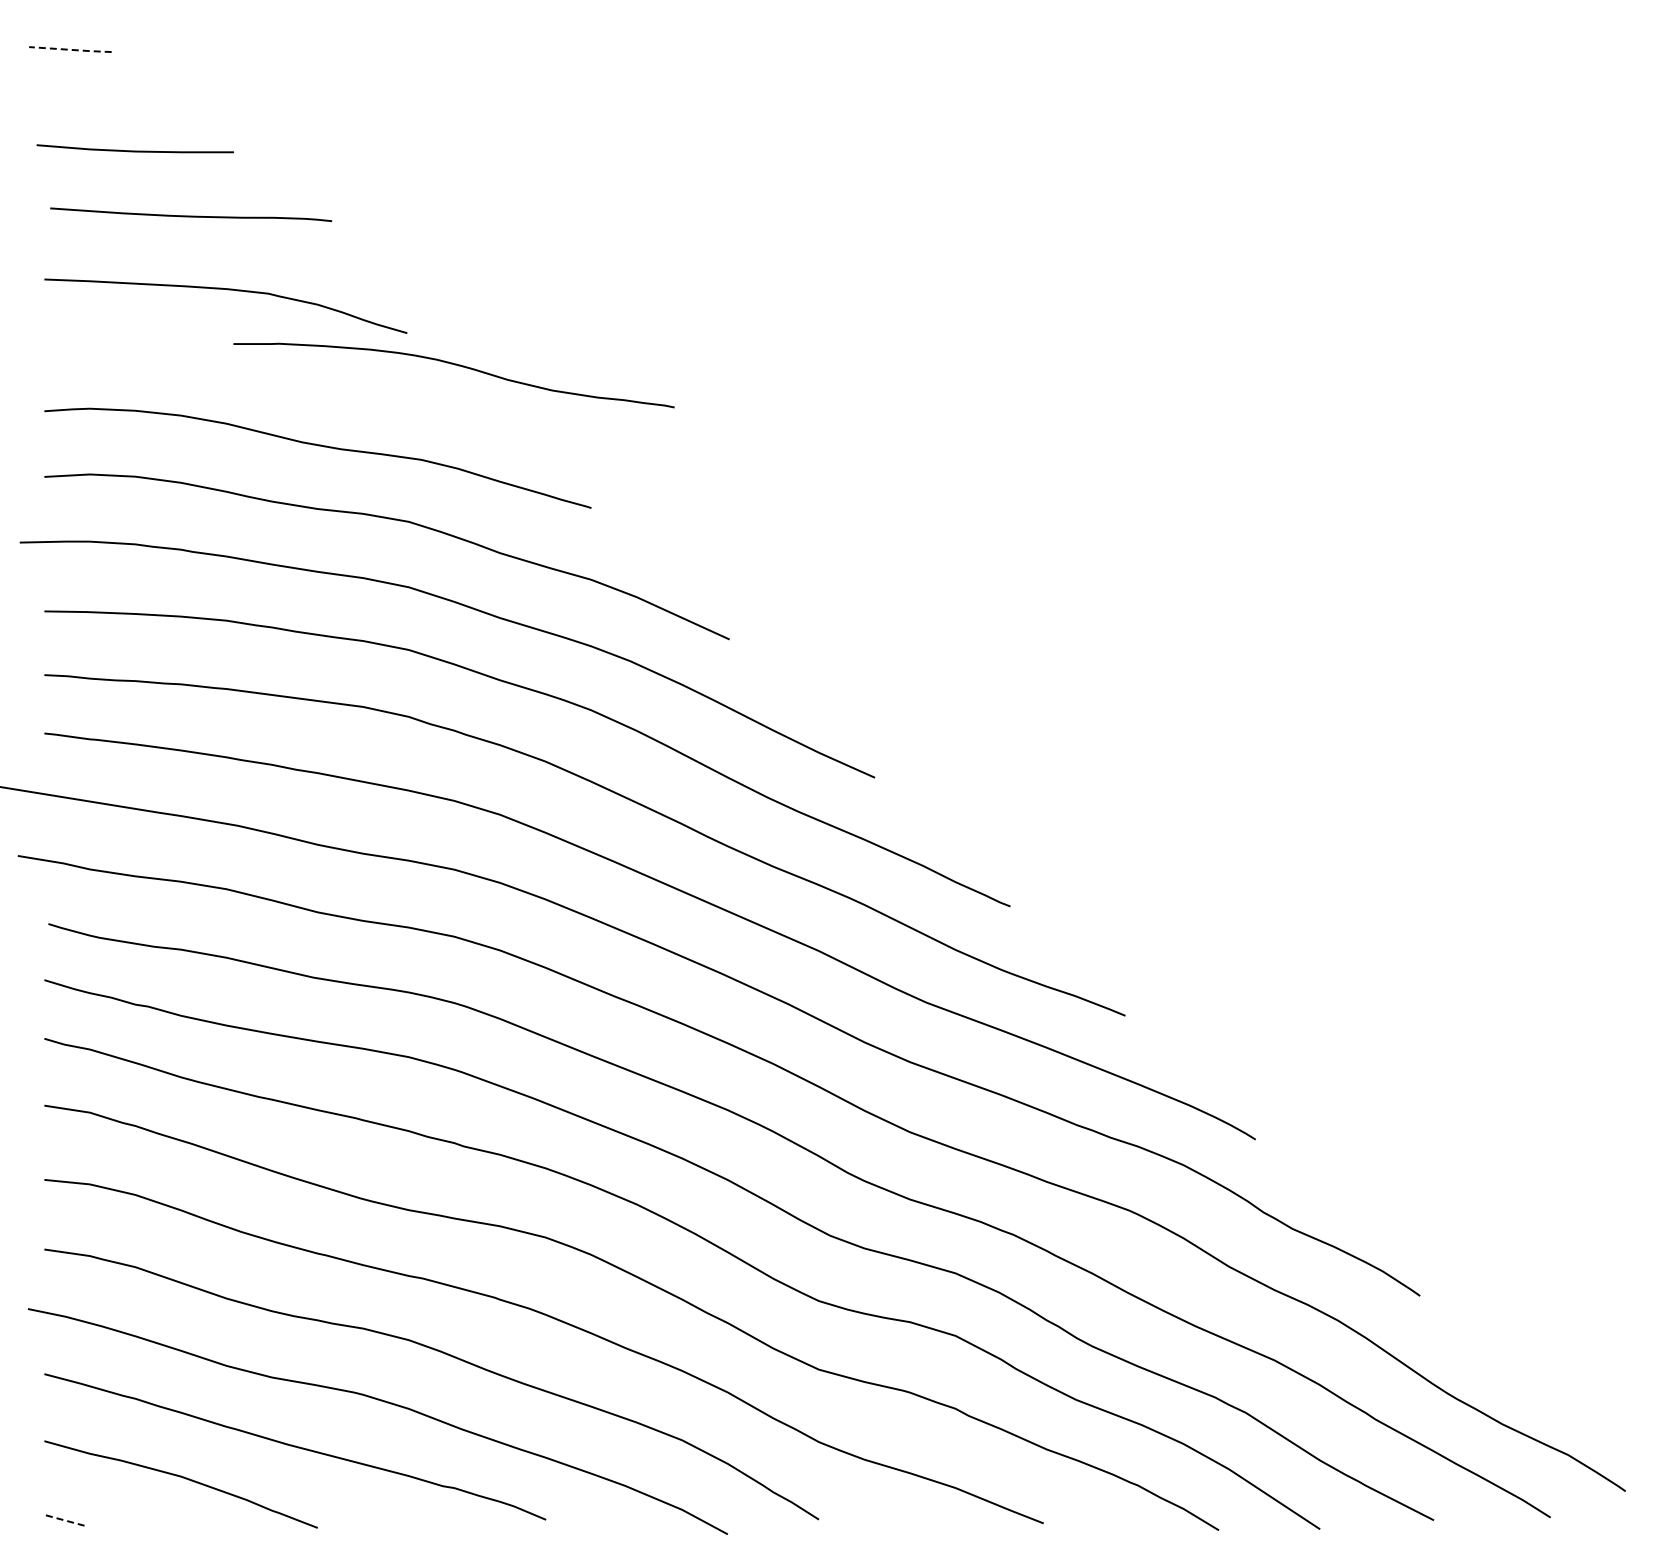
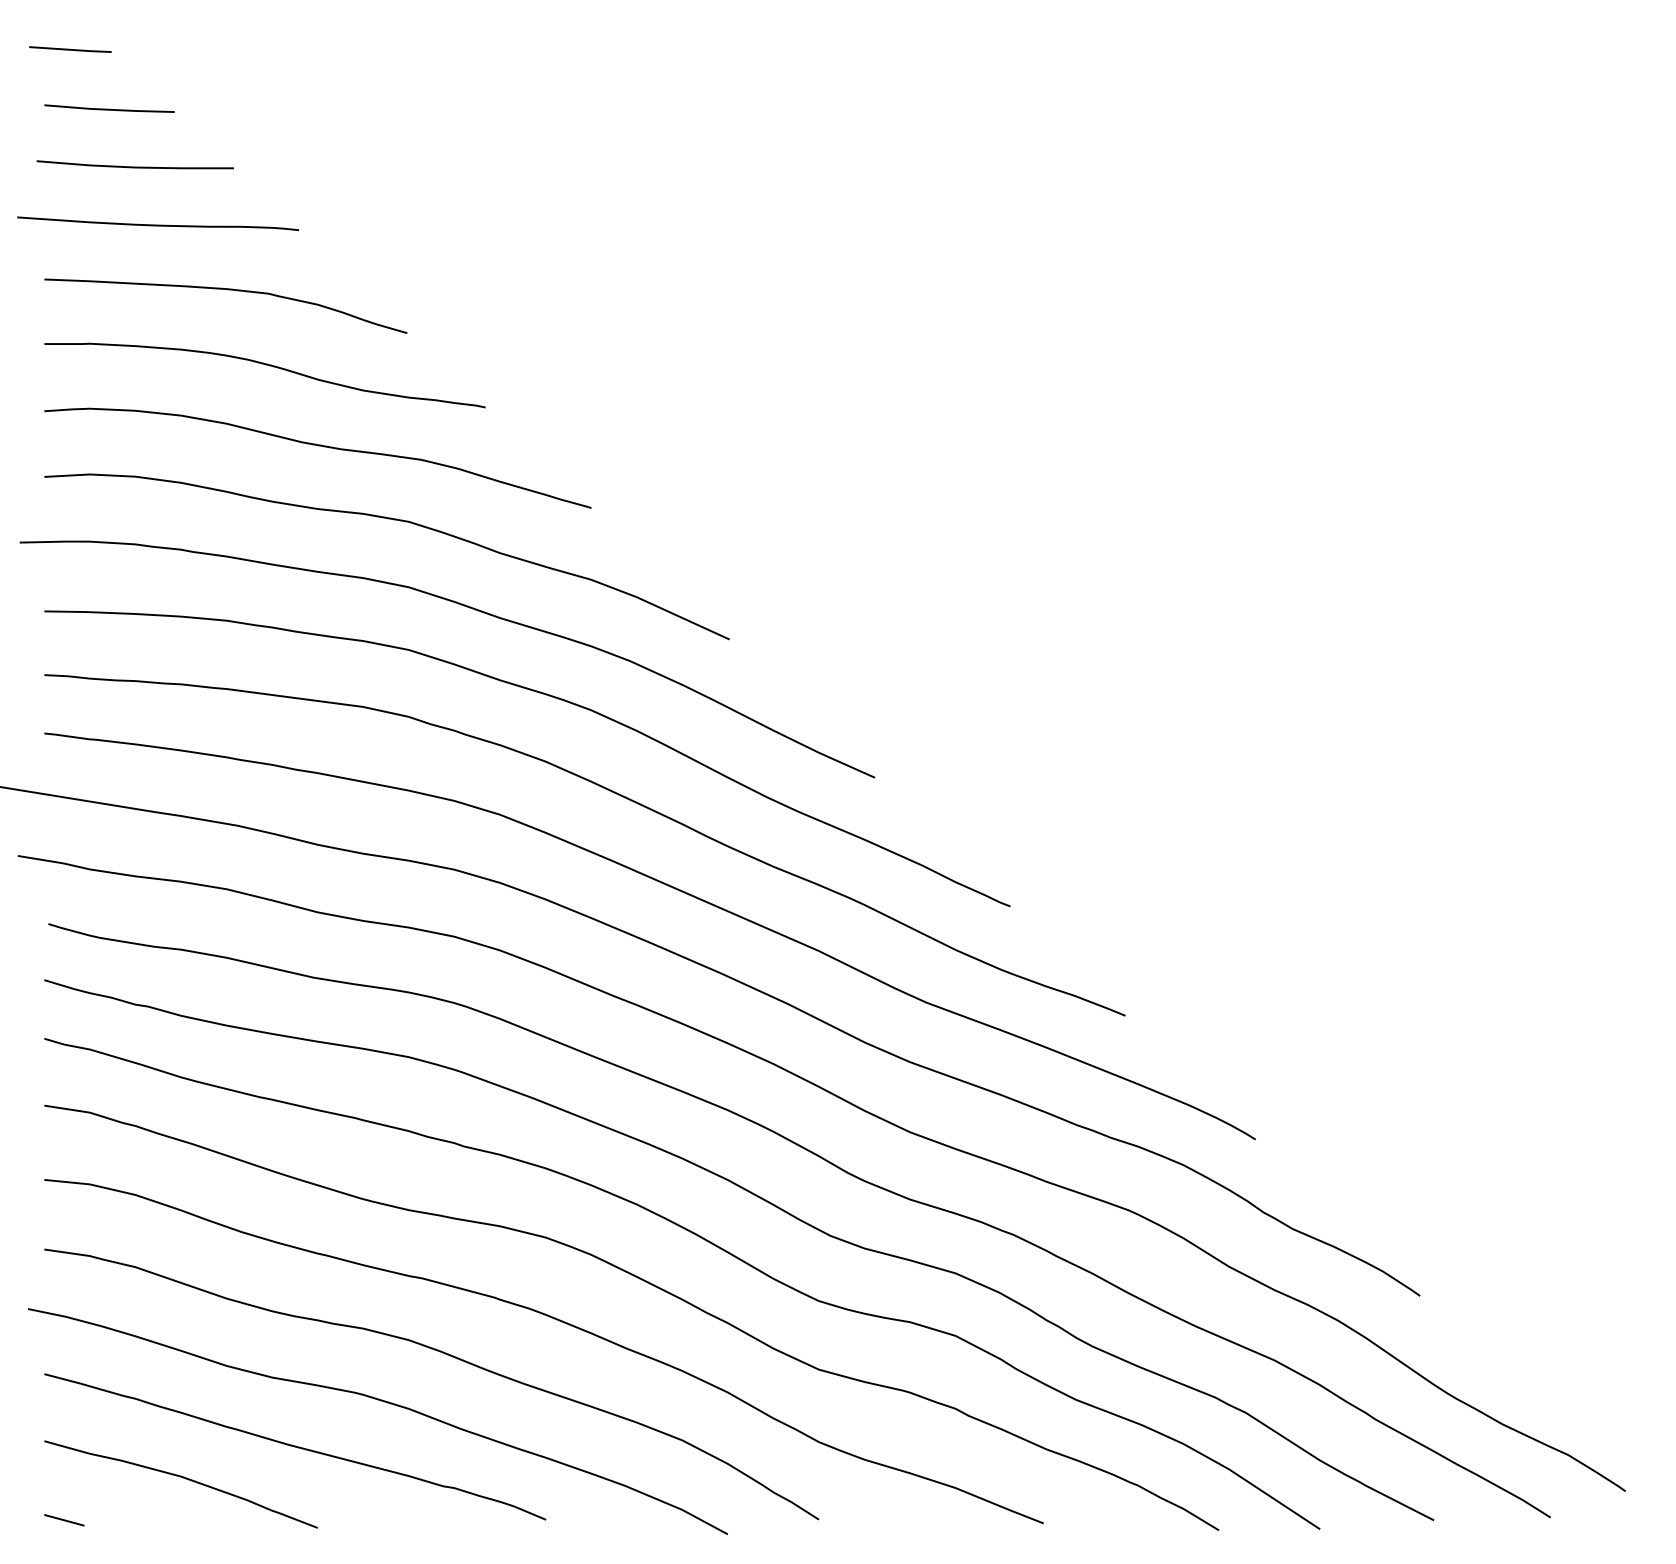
line: dashed -> solid (70, 49)
line: none -> present (109, 108)
line position: (134, 150) -> (134, 166) (134, 166)
curve position: (191, 215) -> (158, 224) (158, 224)
curve position: (454, 365) -> (265, 365) (265, 365)
line: dashed -> solid (64, 1520)
